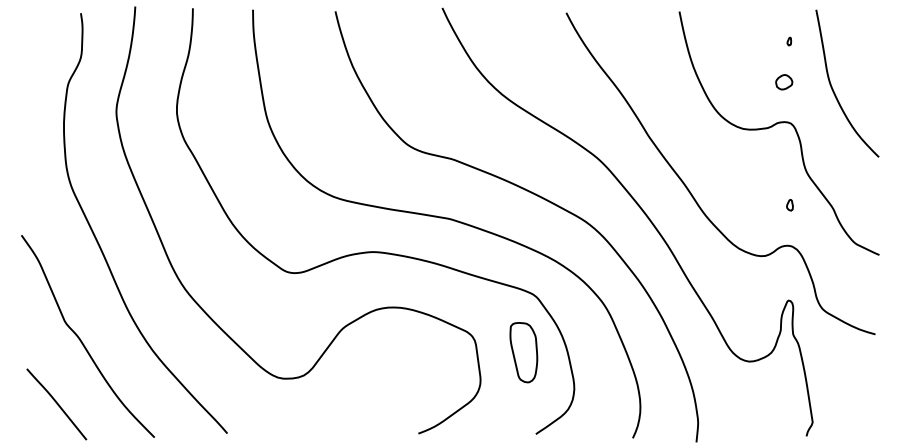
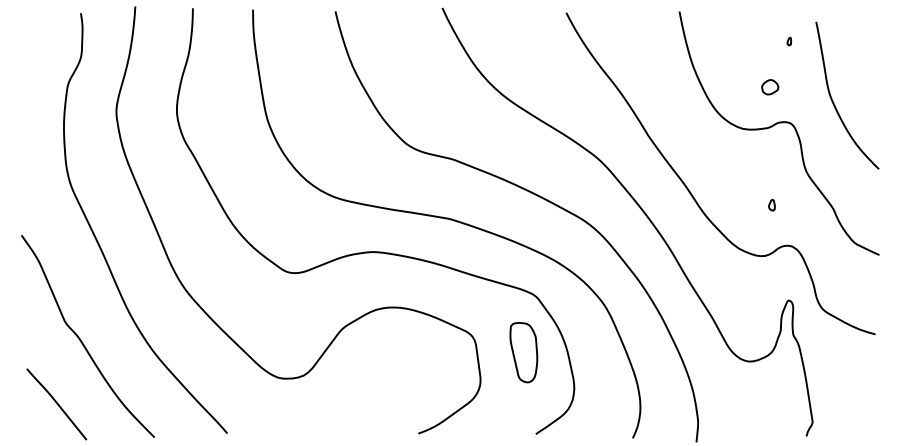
part position: (784, 82) -> (770, 87) (770, 87)
curve position: (833, 88) -> (833, 100) (833, 100)
part position: (789, 204) -> (771, 204) (771, 204)
